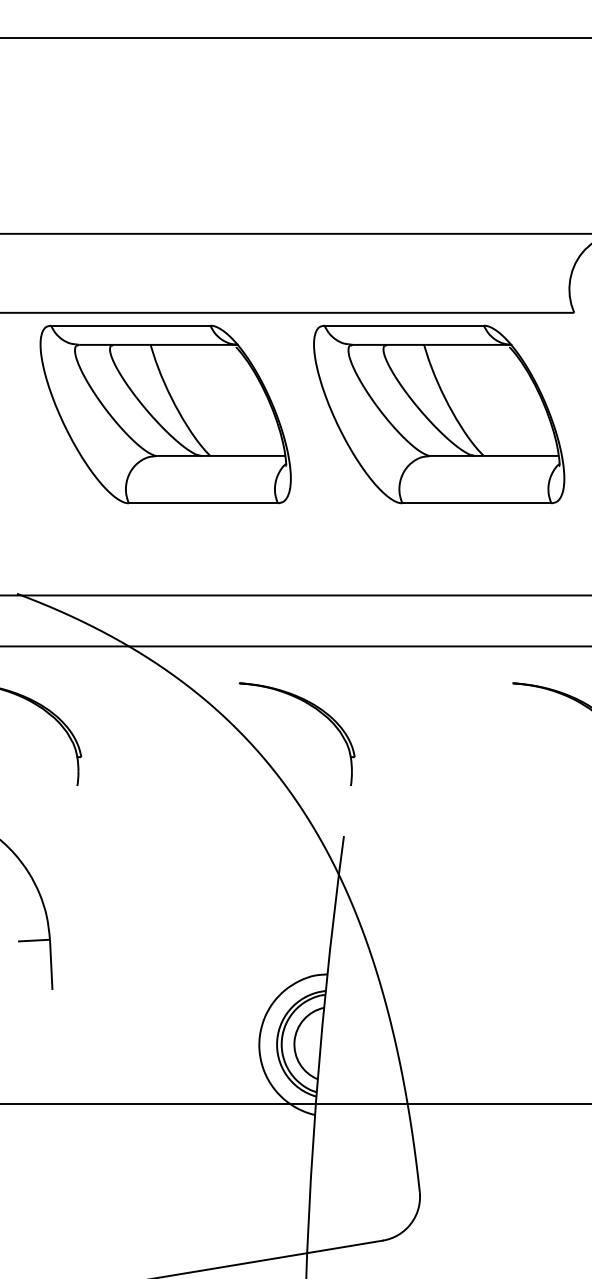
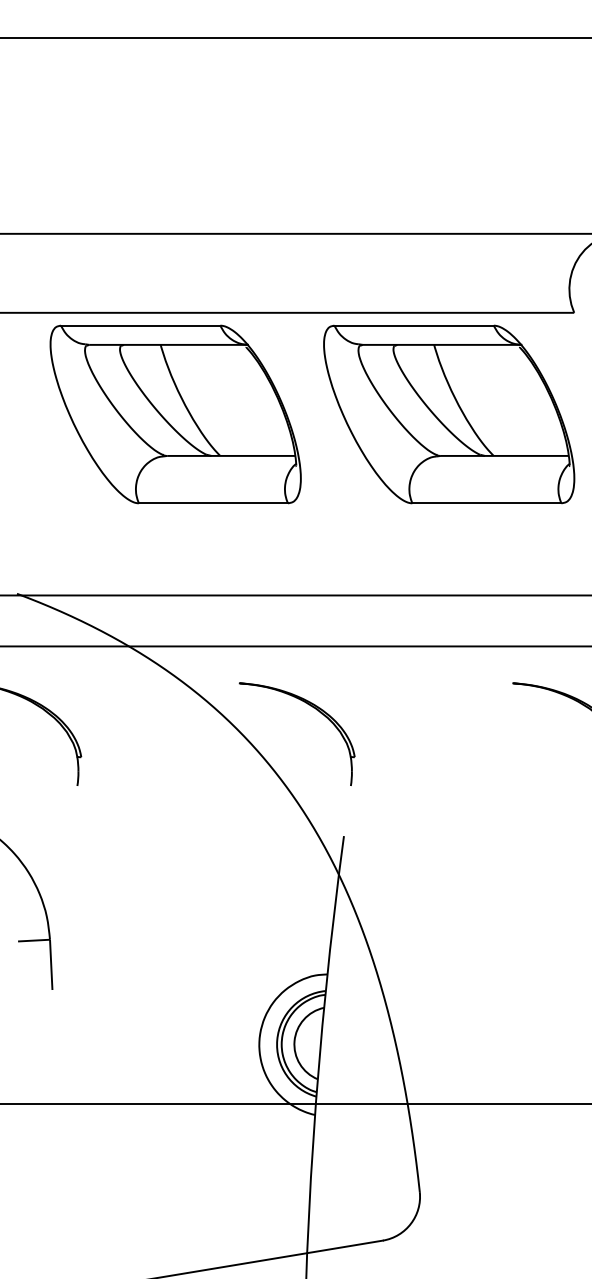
part position: (165, 414) -> (175, 414) (175, 414)
part position: (439, 414) -> (449, 414) (449, 414)
